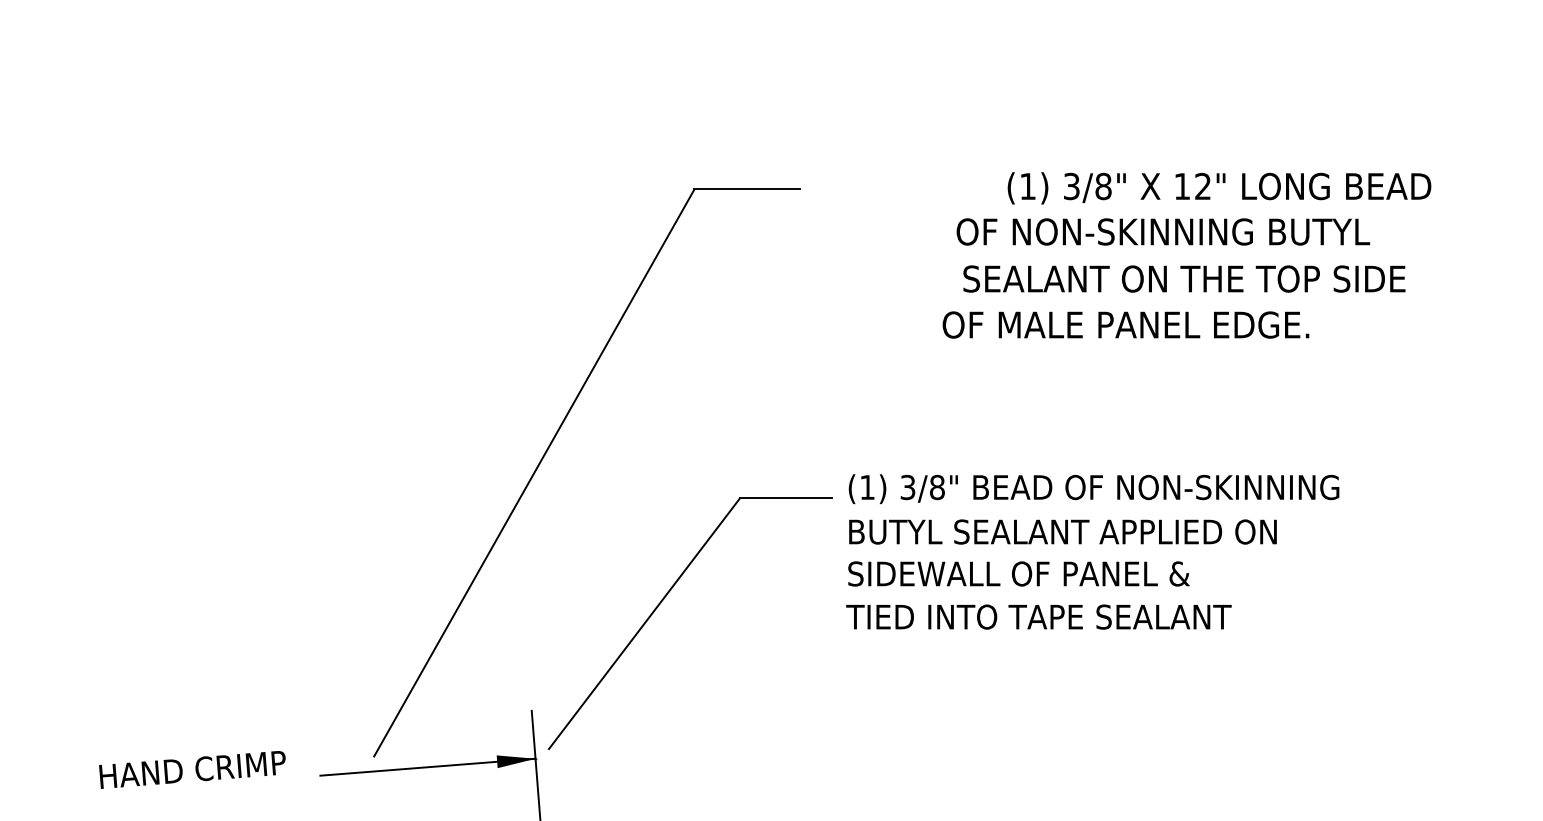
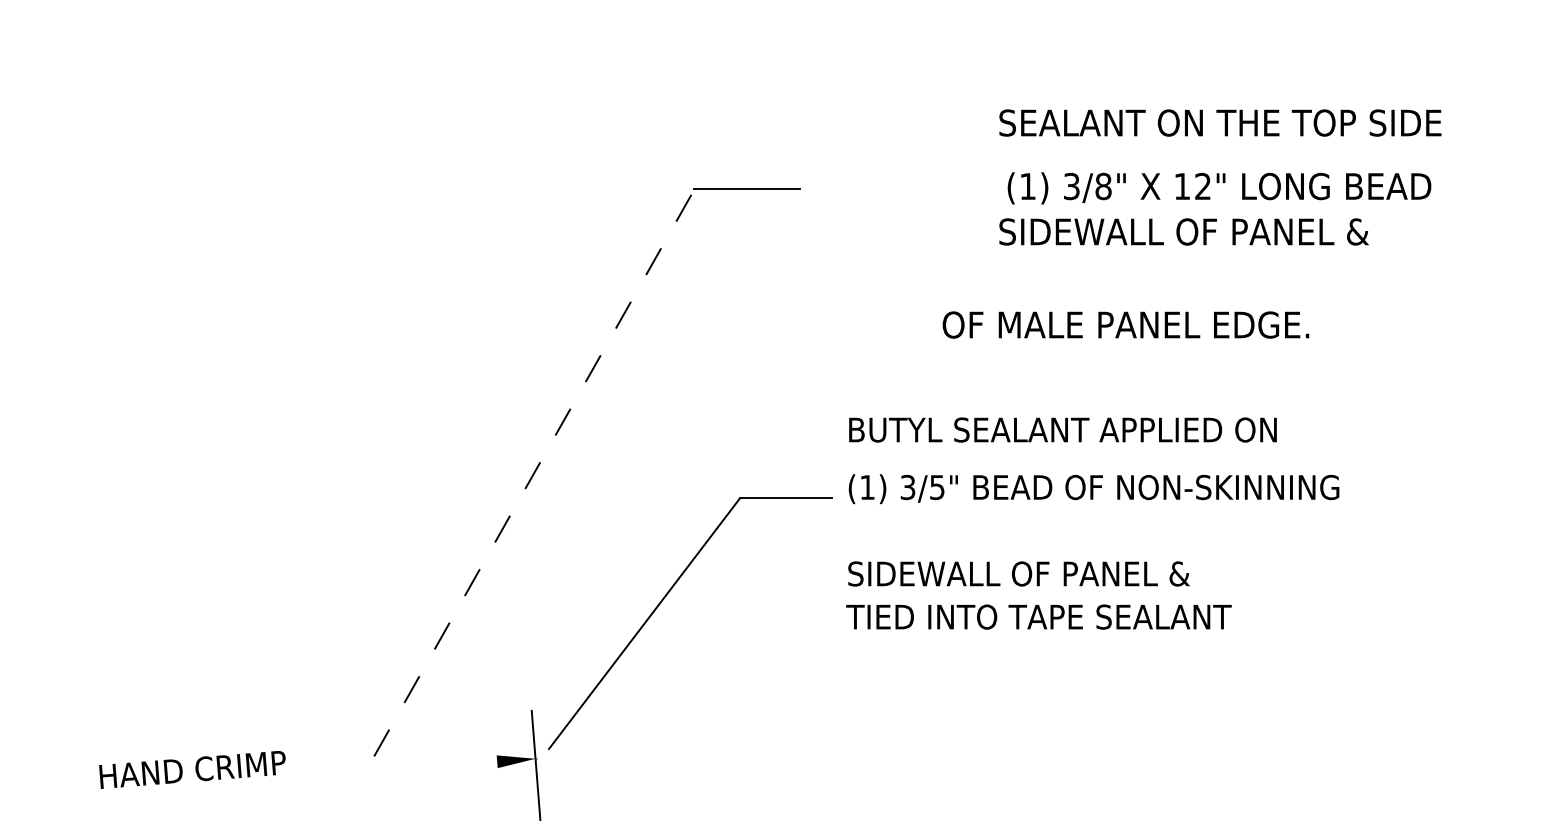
text: OF NON-SKINNING BUTYL -> SIDEWALL OF PANEL & (1163, 231)
text position: (1184, 278) -> (1220, 122) (1220, 122)
line: solid -> dashed (534, 472)
text: 3/8" -> 3/5" (937, 487)
text position: (1062, 531) -> (1062, 429) (1062, 429)
line: present -> none (427, 766)
